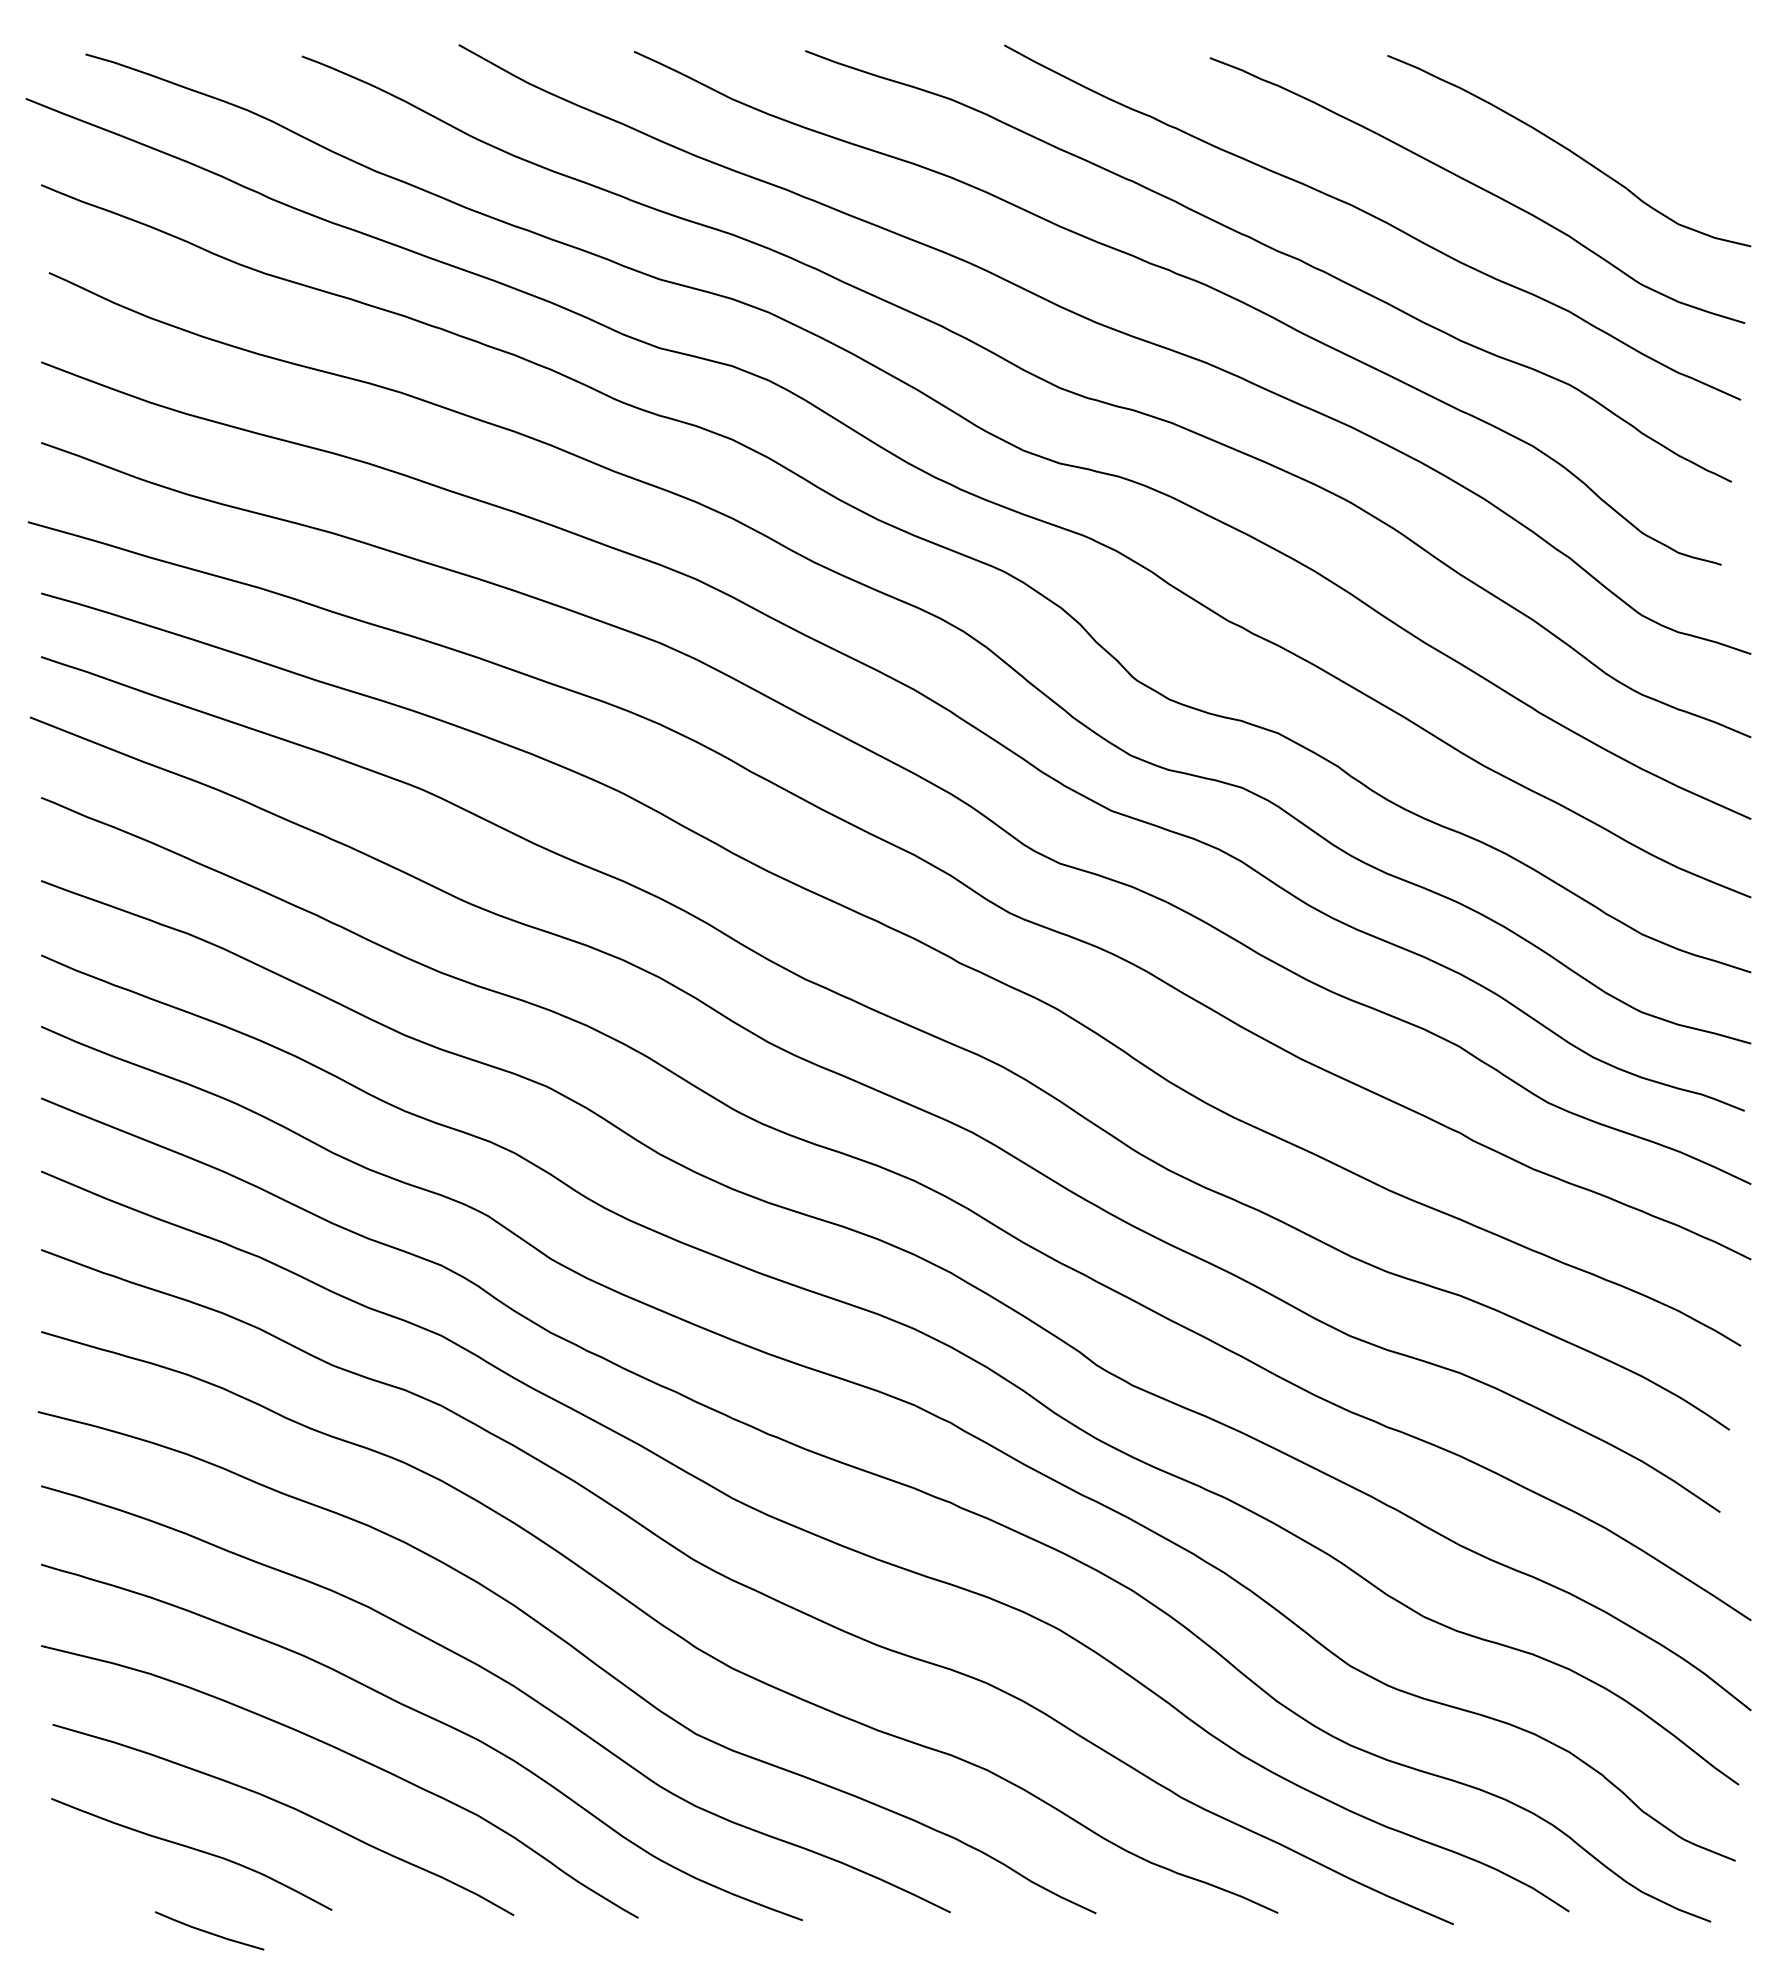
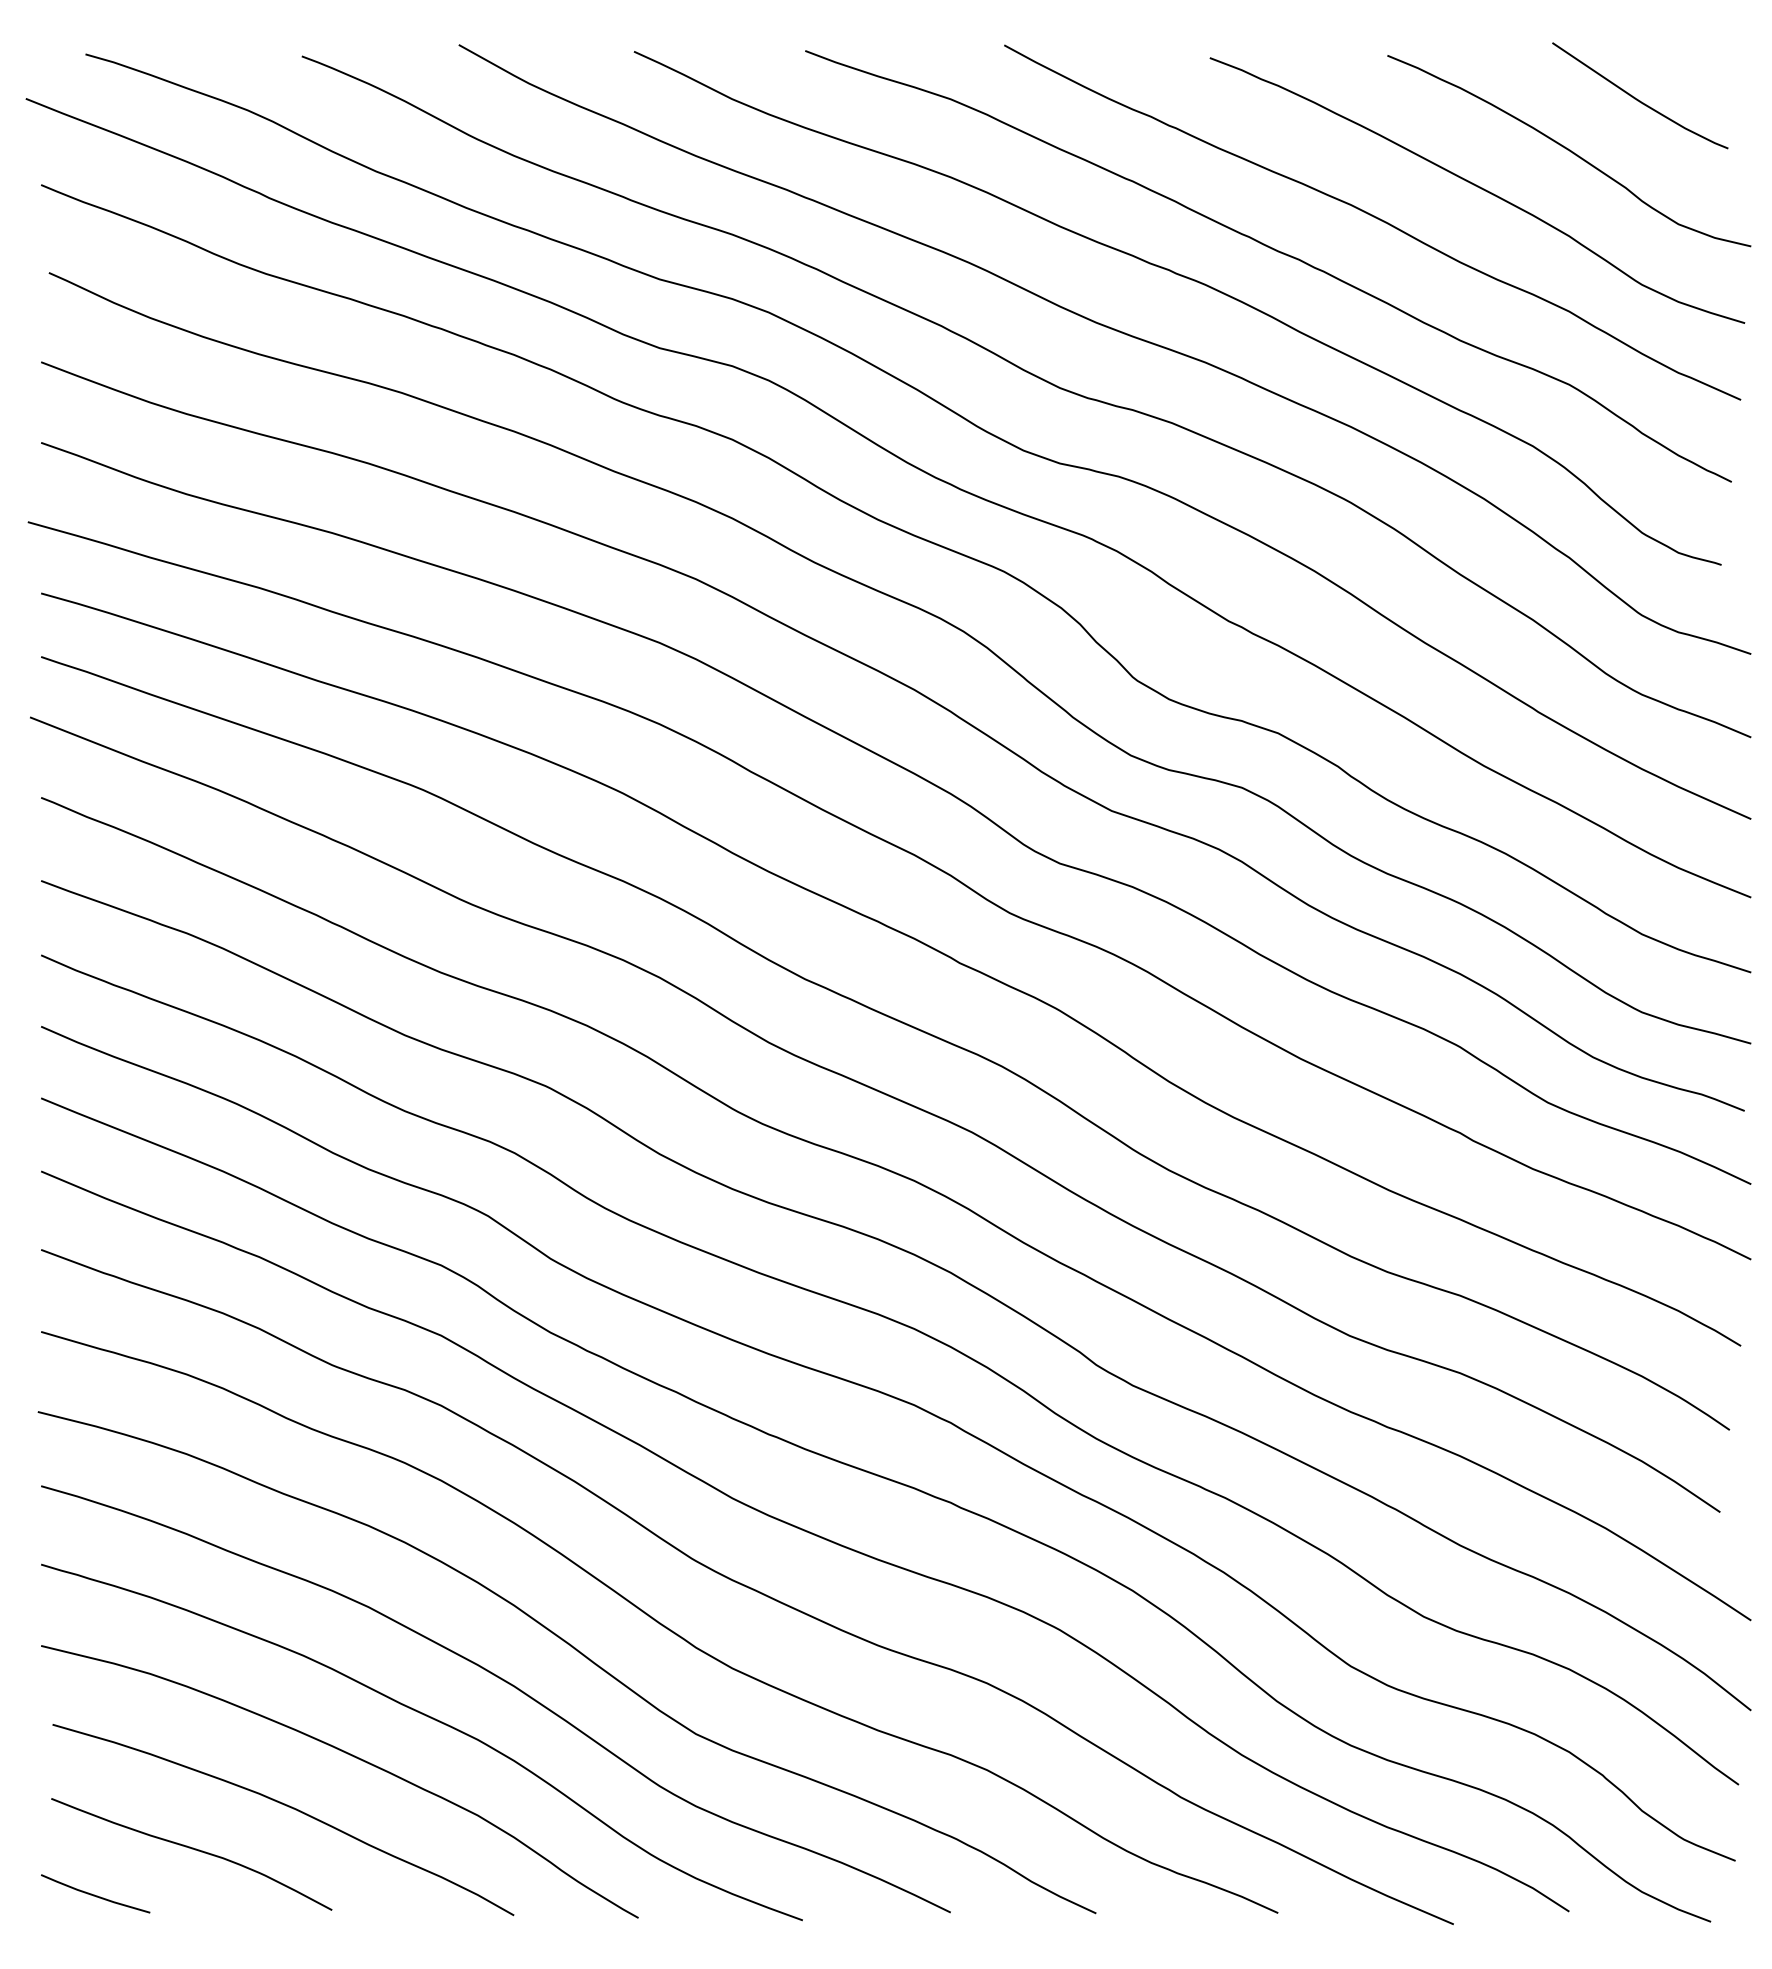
curve: none -> present (1637, 98)
line position: (208, 1931) -> (94, 1894) (94, 1894)
